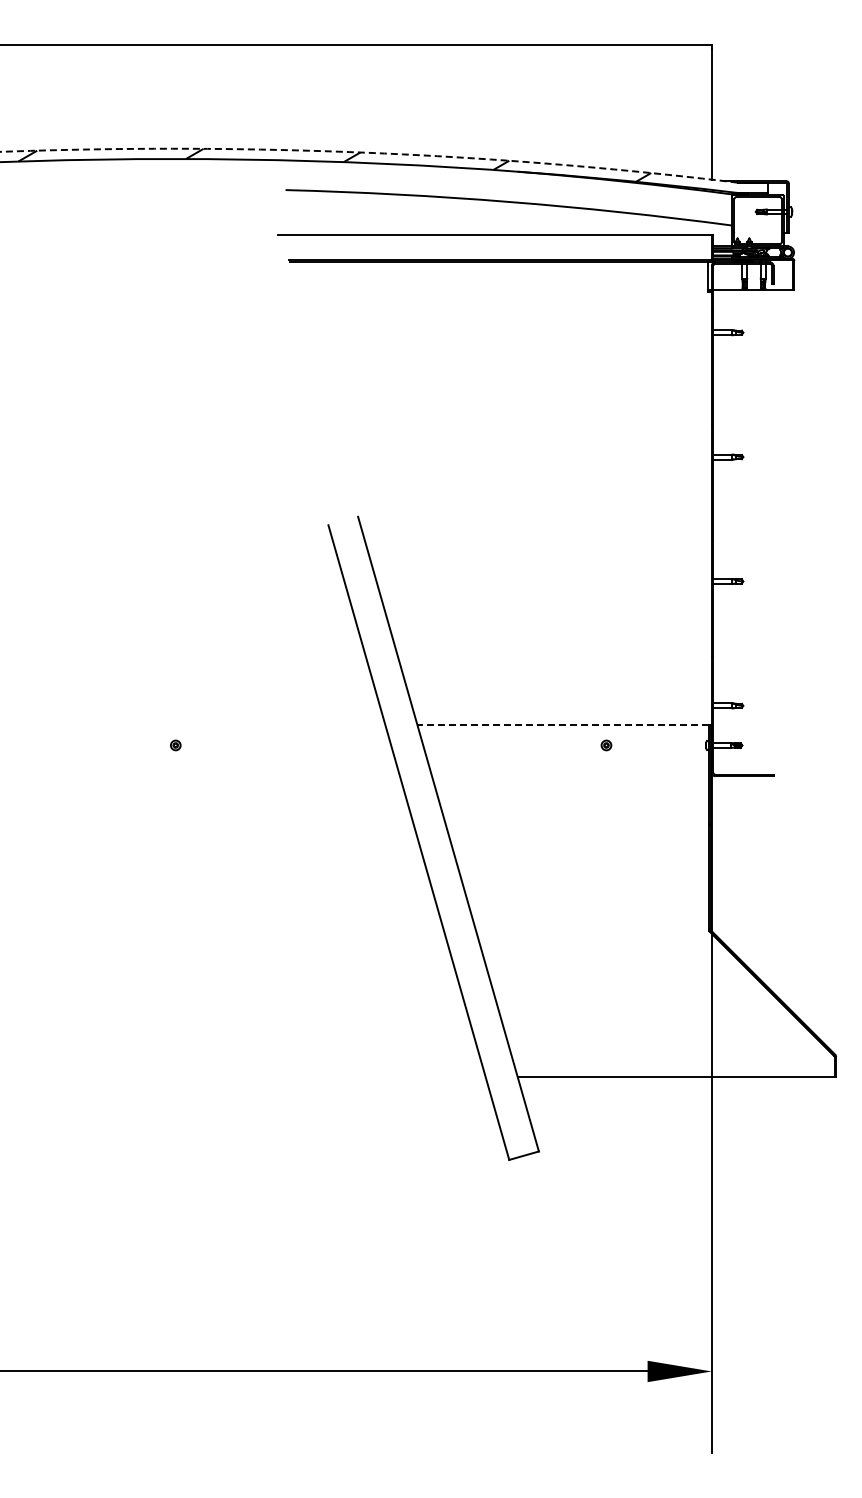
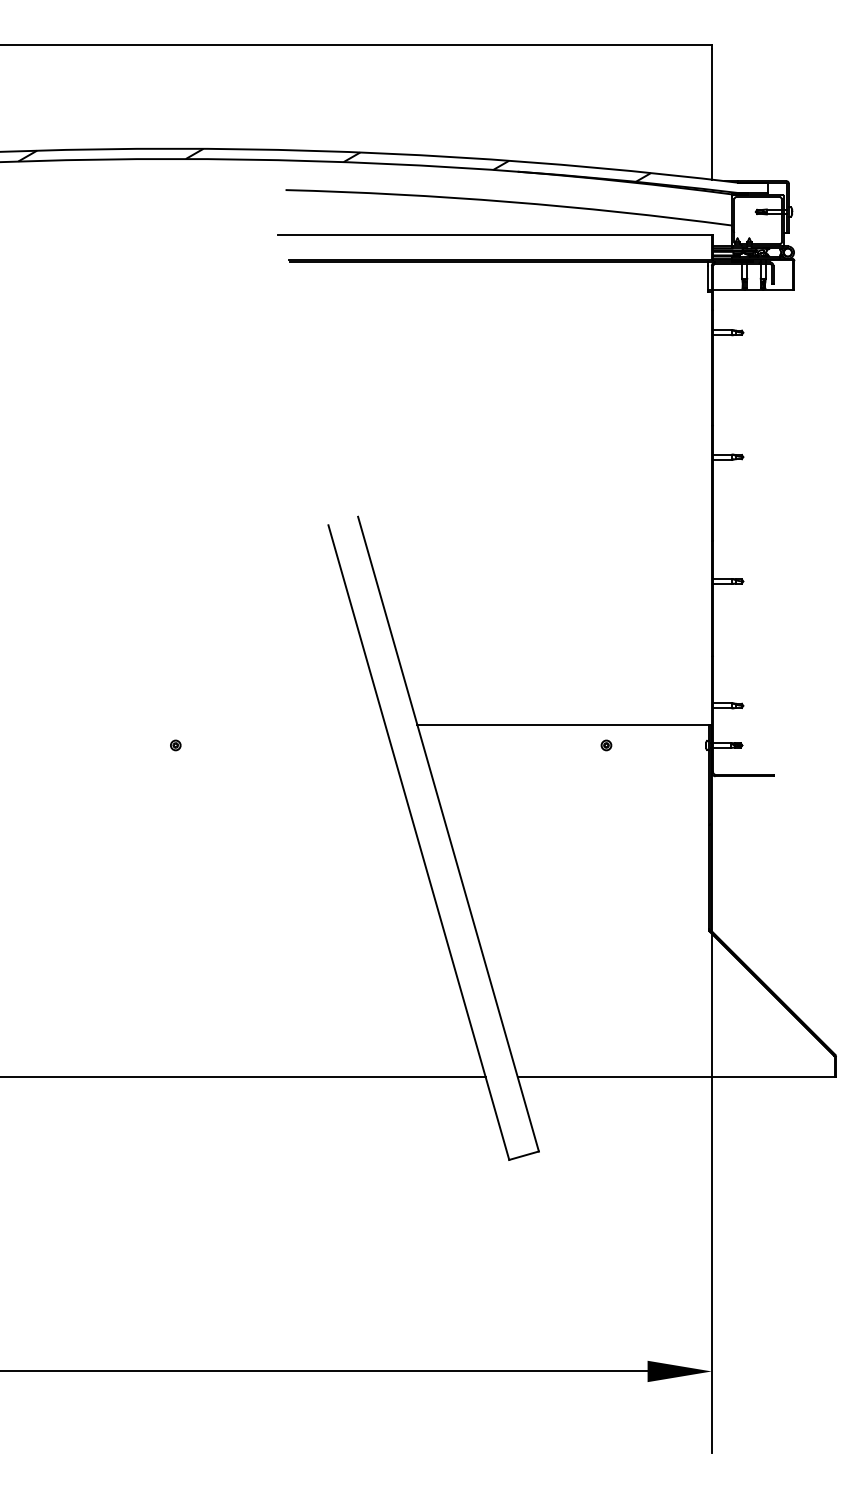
arc: dashed -> solid (369, 152)
line: dashed -> solid (563, 724)
line: none -> present (243, 1076)
